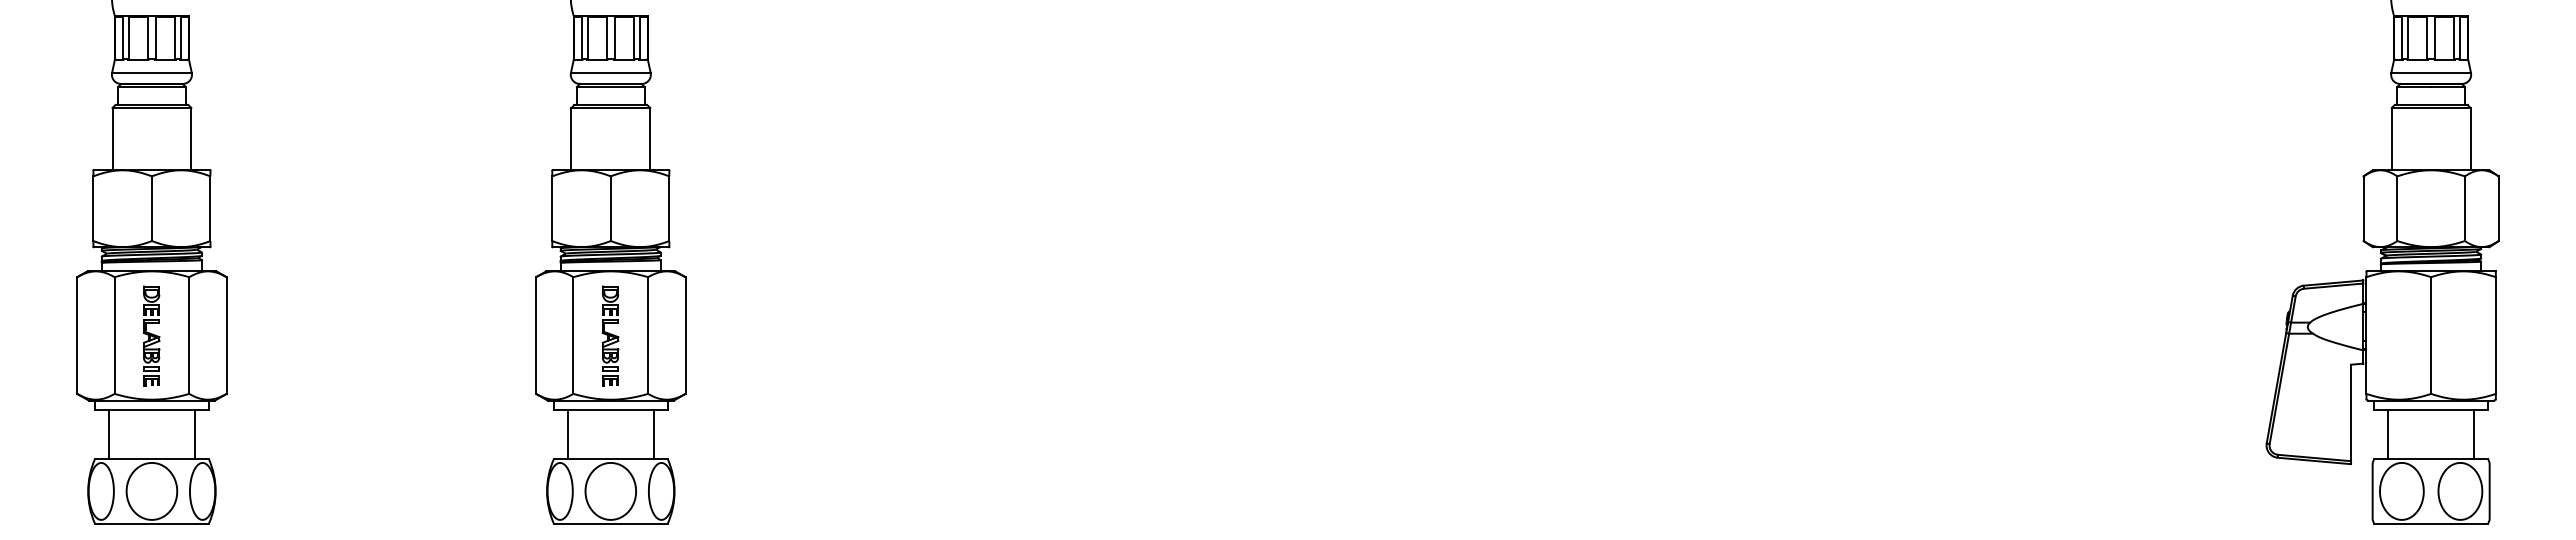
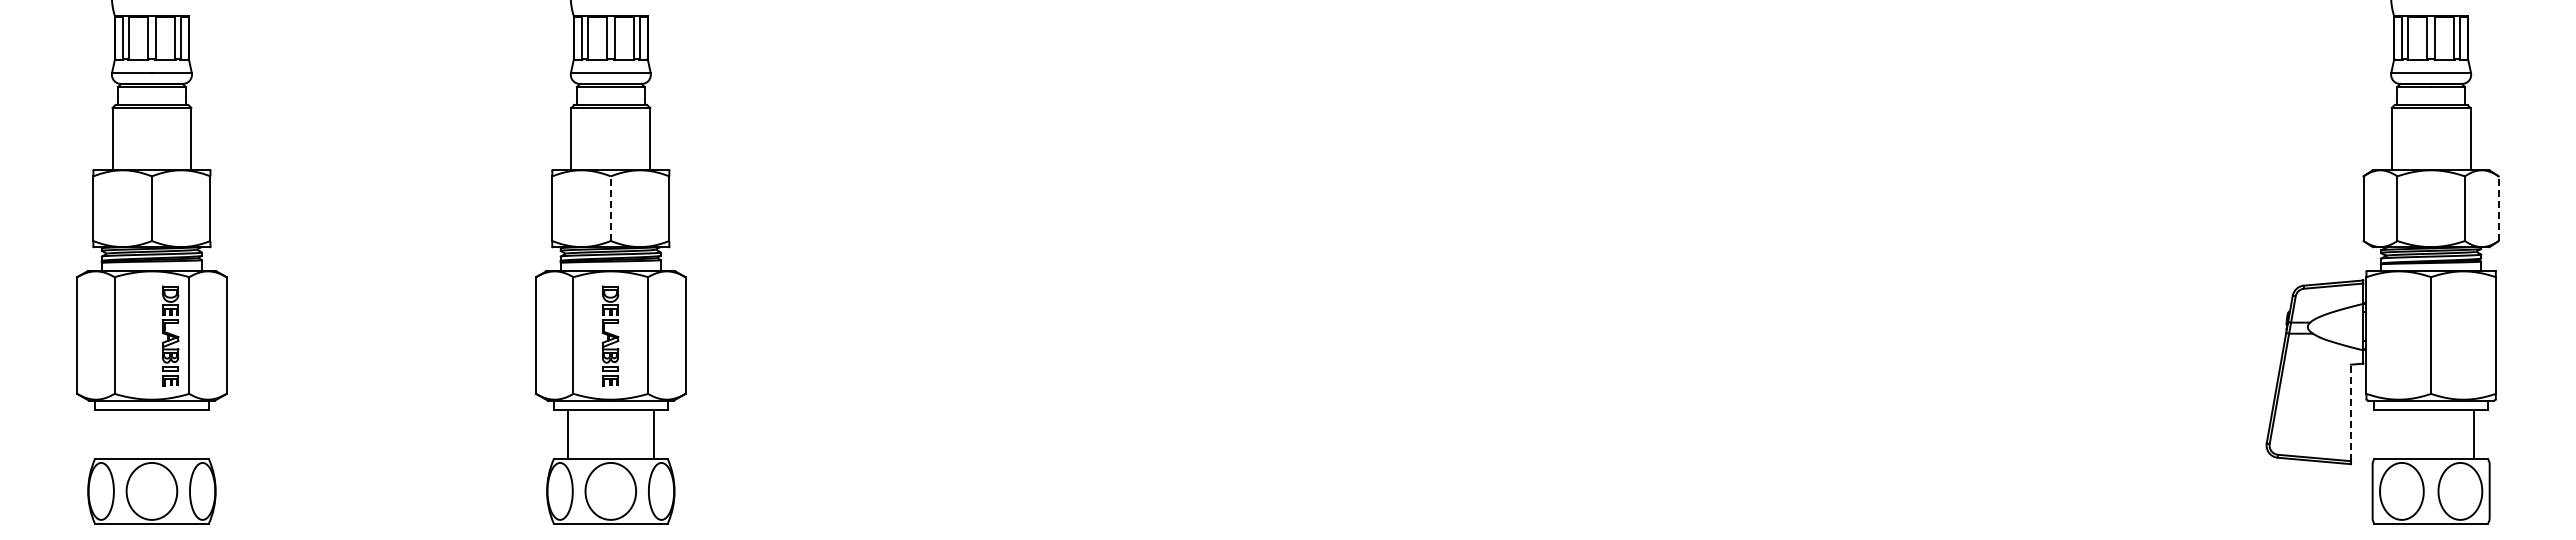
line: solid -> dashed (610, 208)
line: solid -> dashed (2498, 208)
part position: (151, 335) -> (170, 335) (170, 335)
line: solid -> dashed (2351, 412)
line: present -> none (109, 434)
line: present -> none (194, 434)
line: present -> none (2388, 434)
